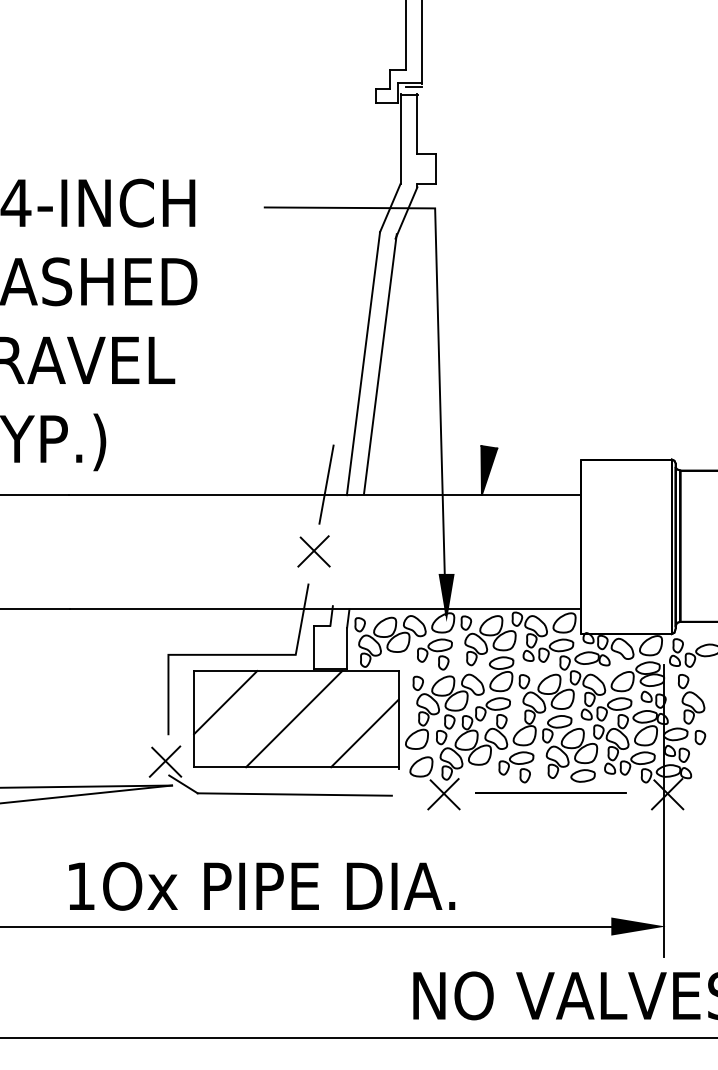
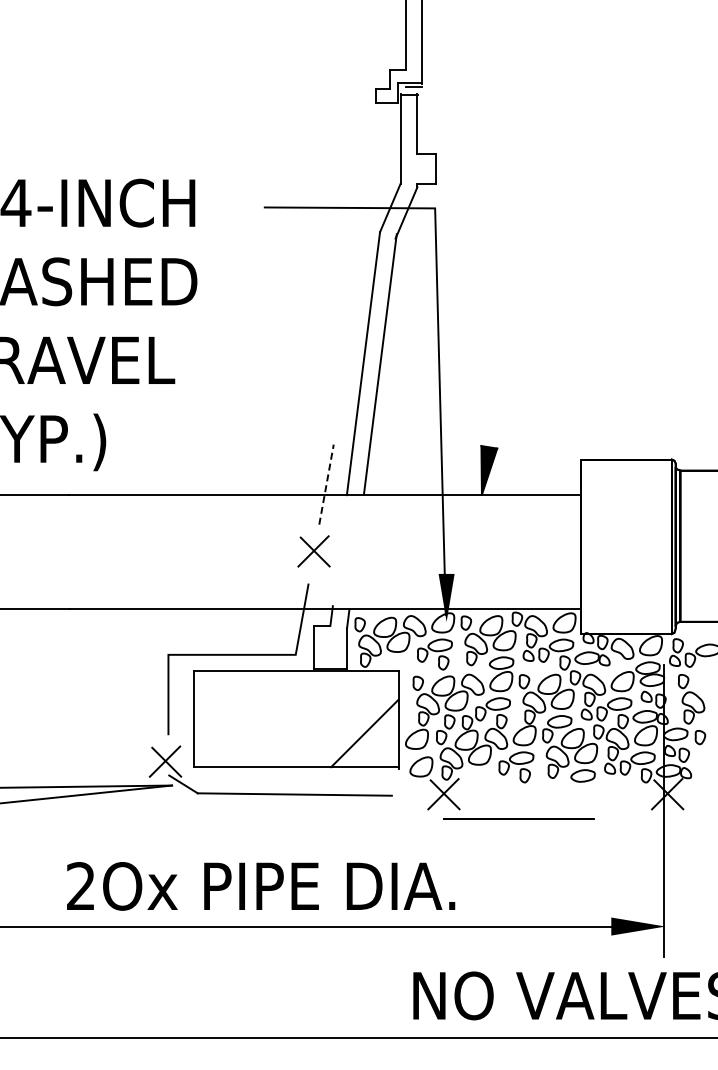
line: solid -> dashed (326, 484)
line: present -> none (225, 702)
line: present -> none (294, 719)
line position: (550, 792) -> (518, 818) (518, 818)
text: 1Ox -> 2Ox (80, 885)
